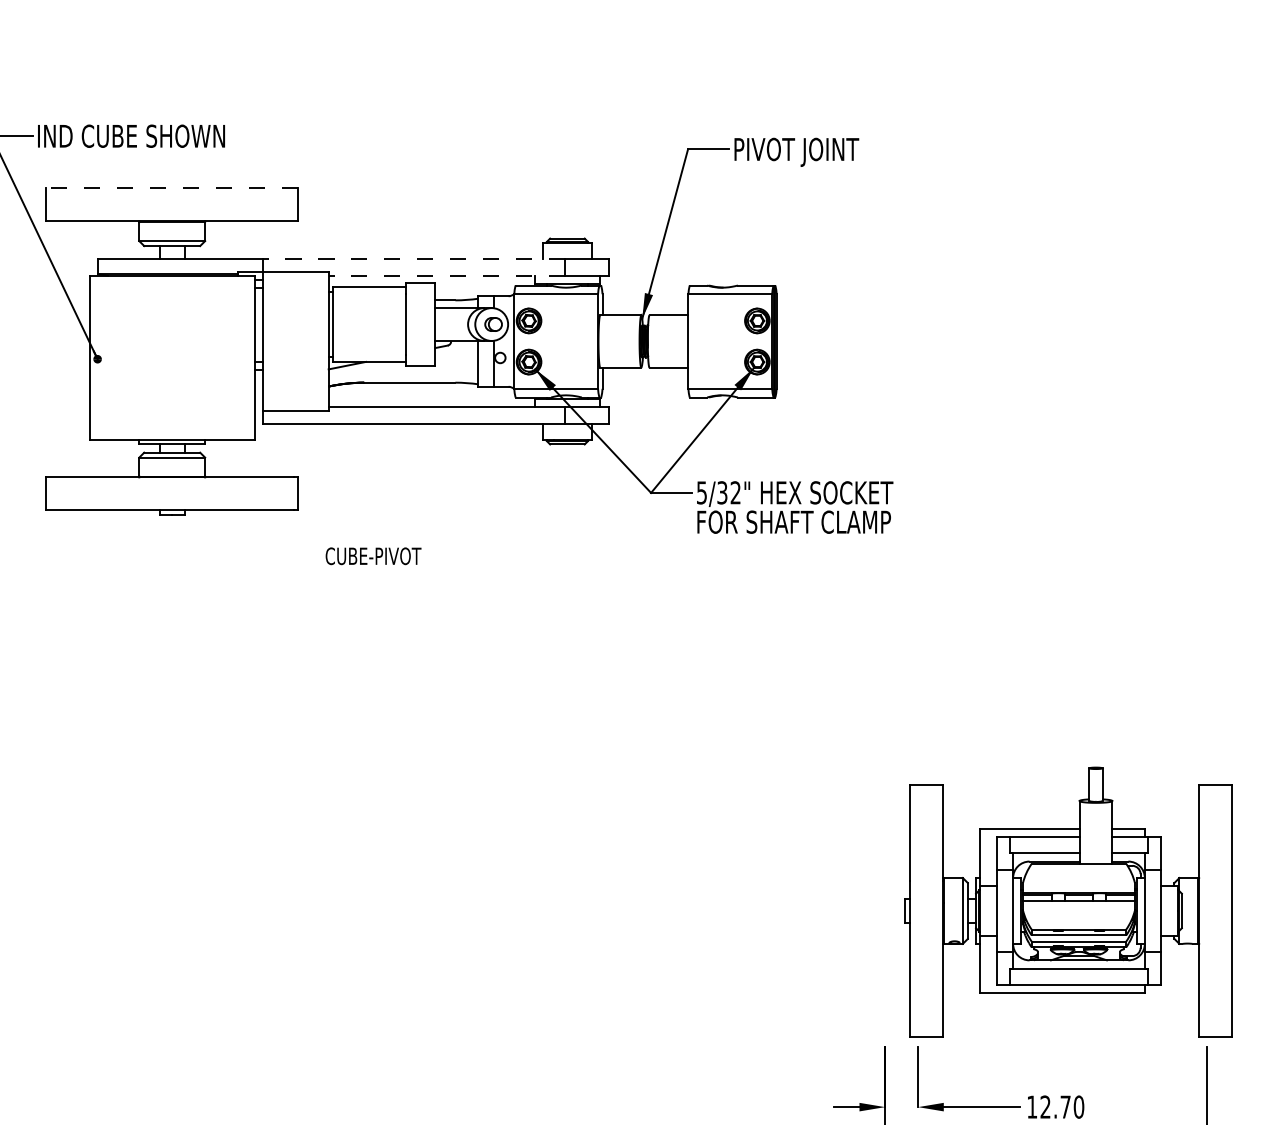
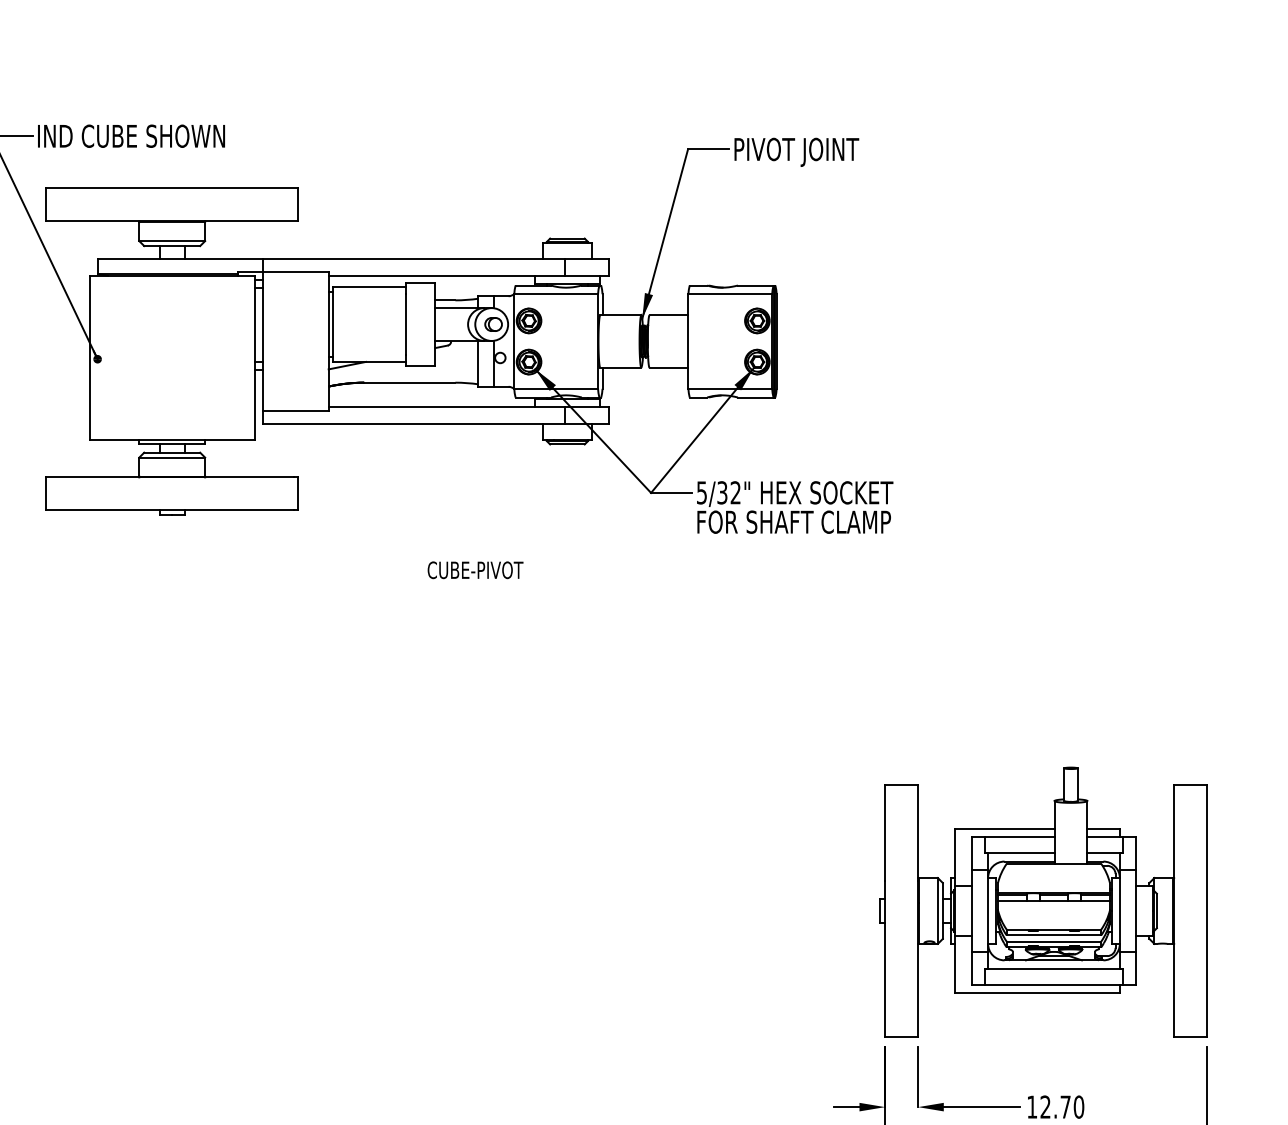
line: dashed -> solid (172, 188)
line: dashed -> solid (413, 259)
line: dashed -> solid (446, 275)
text position: (373, 556) -> (475, 570) (475, 570)
part position: (1068, 901) -> (1043, 901) (1043, 901)
